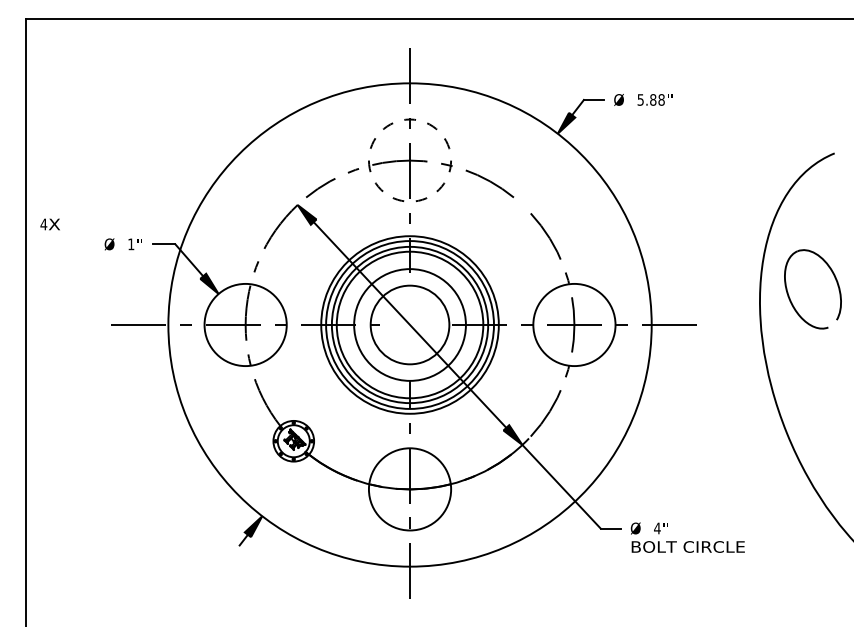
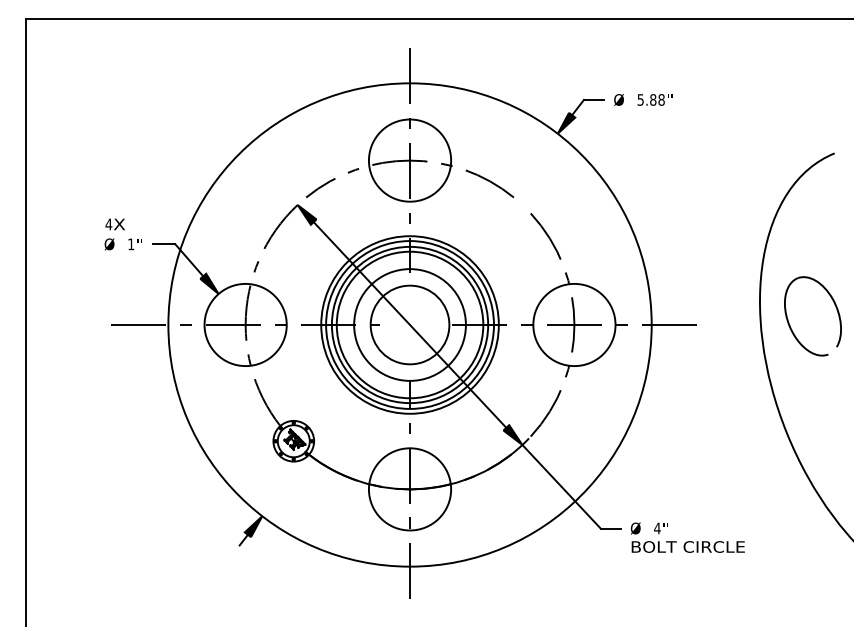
circle: dashed -> solid (409, 160)
text position: (49, 224) -> (114, 224) (114, 224)
part position: (791, 300) -> (791, 327) (791, 327)
